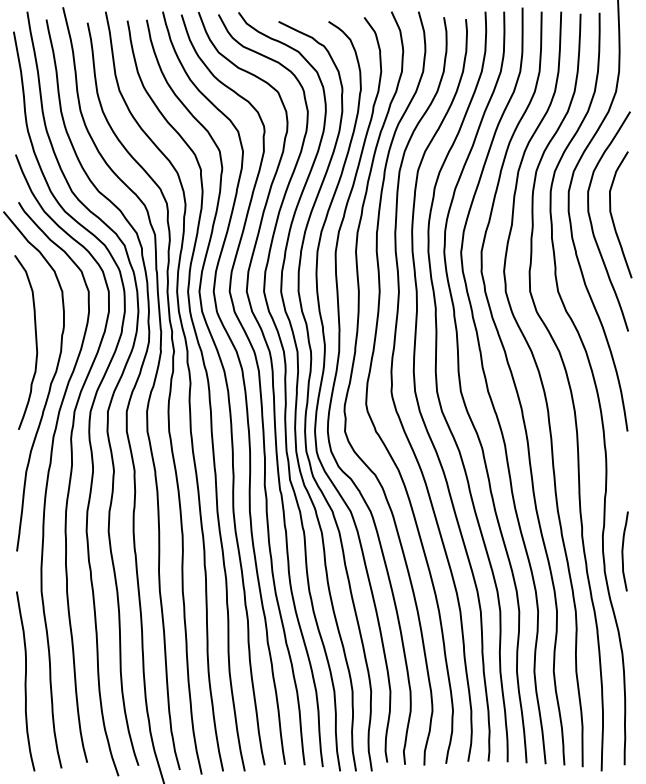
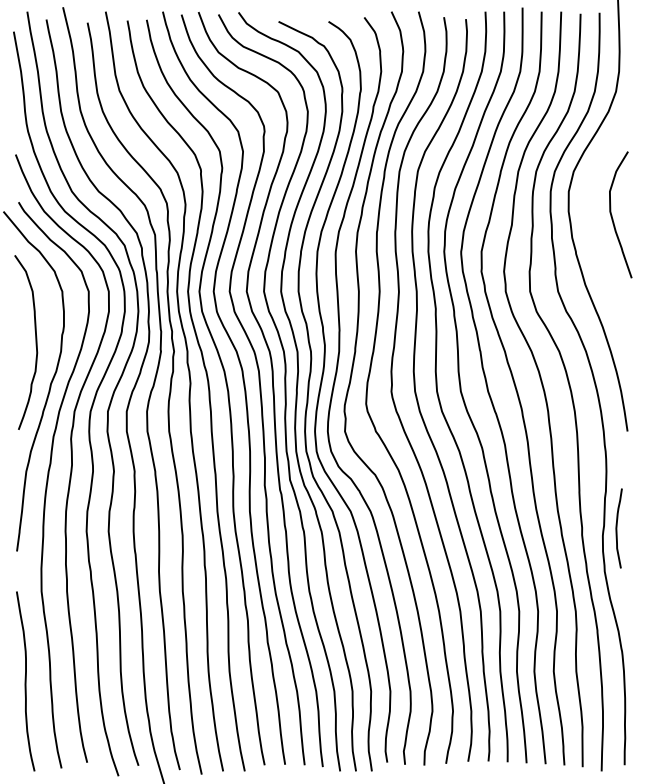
curve: present -> none (592, 223)
curve position: (623, 551) -> (617, 528) (617, 528)
